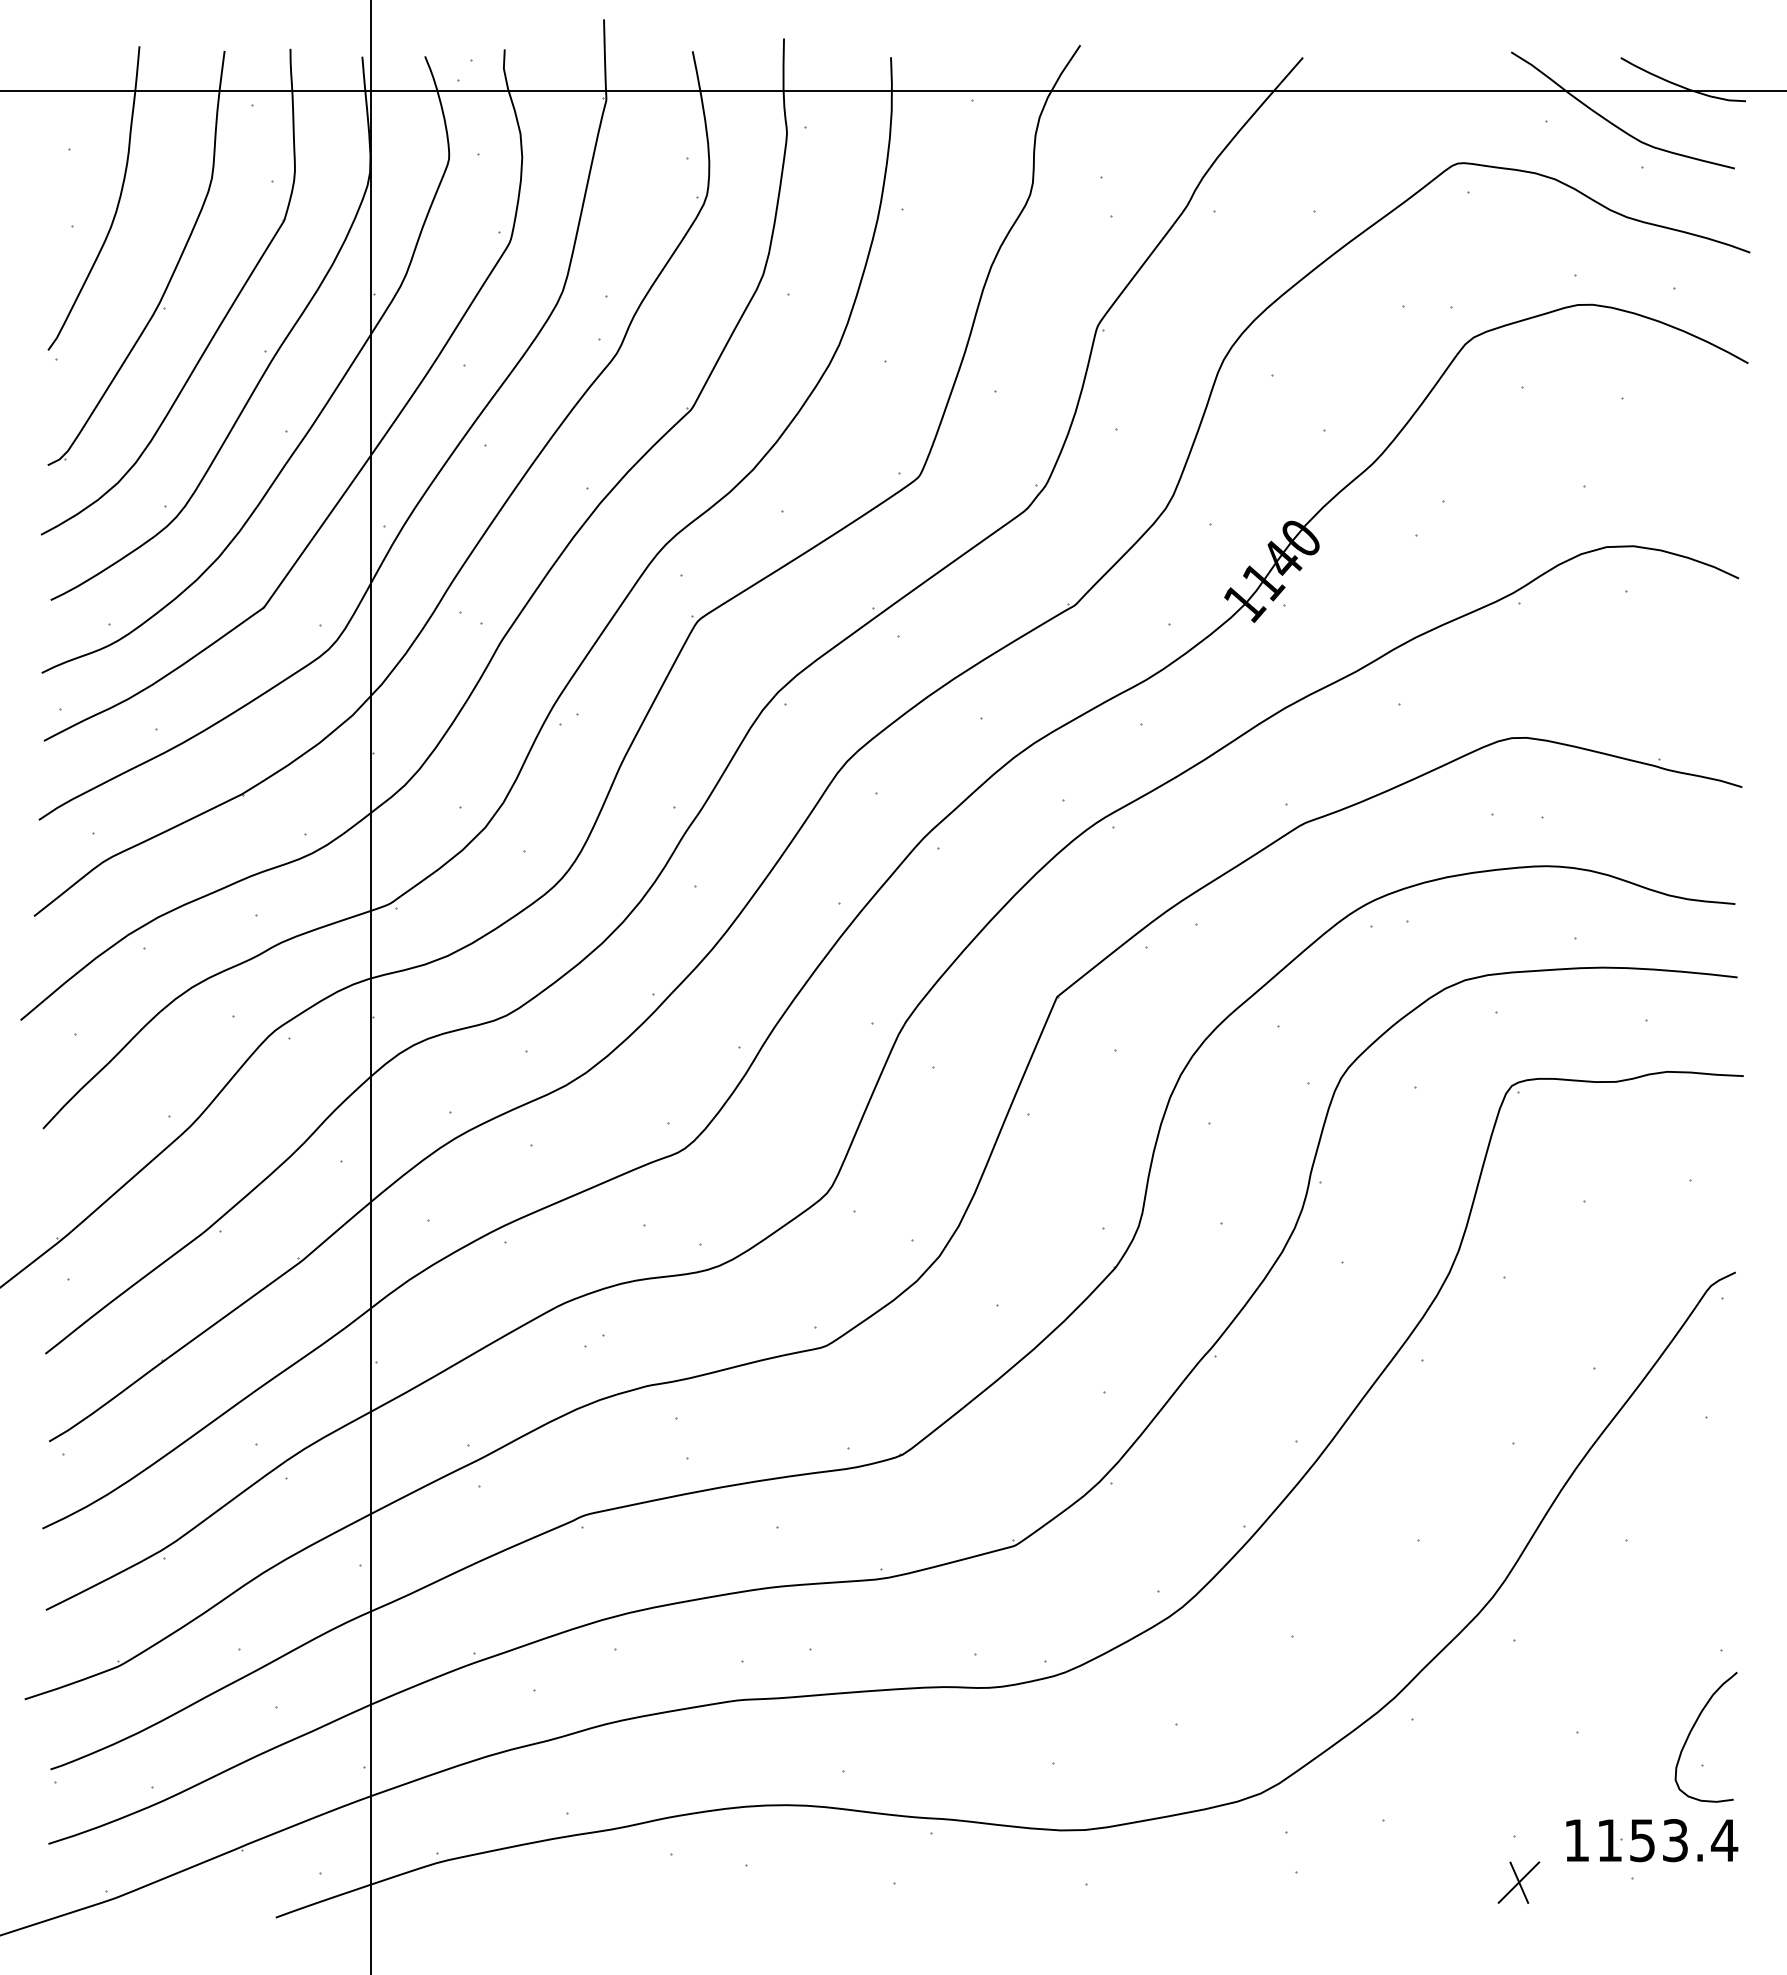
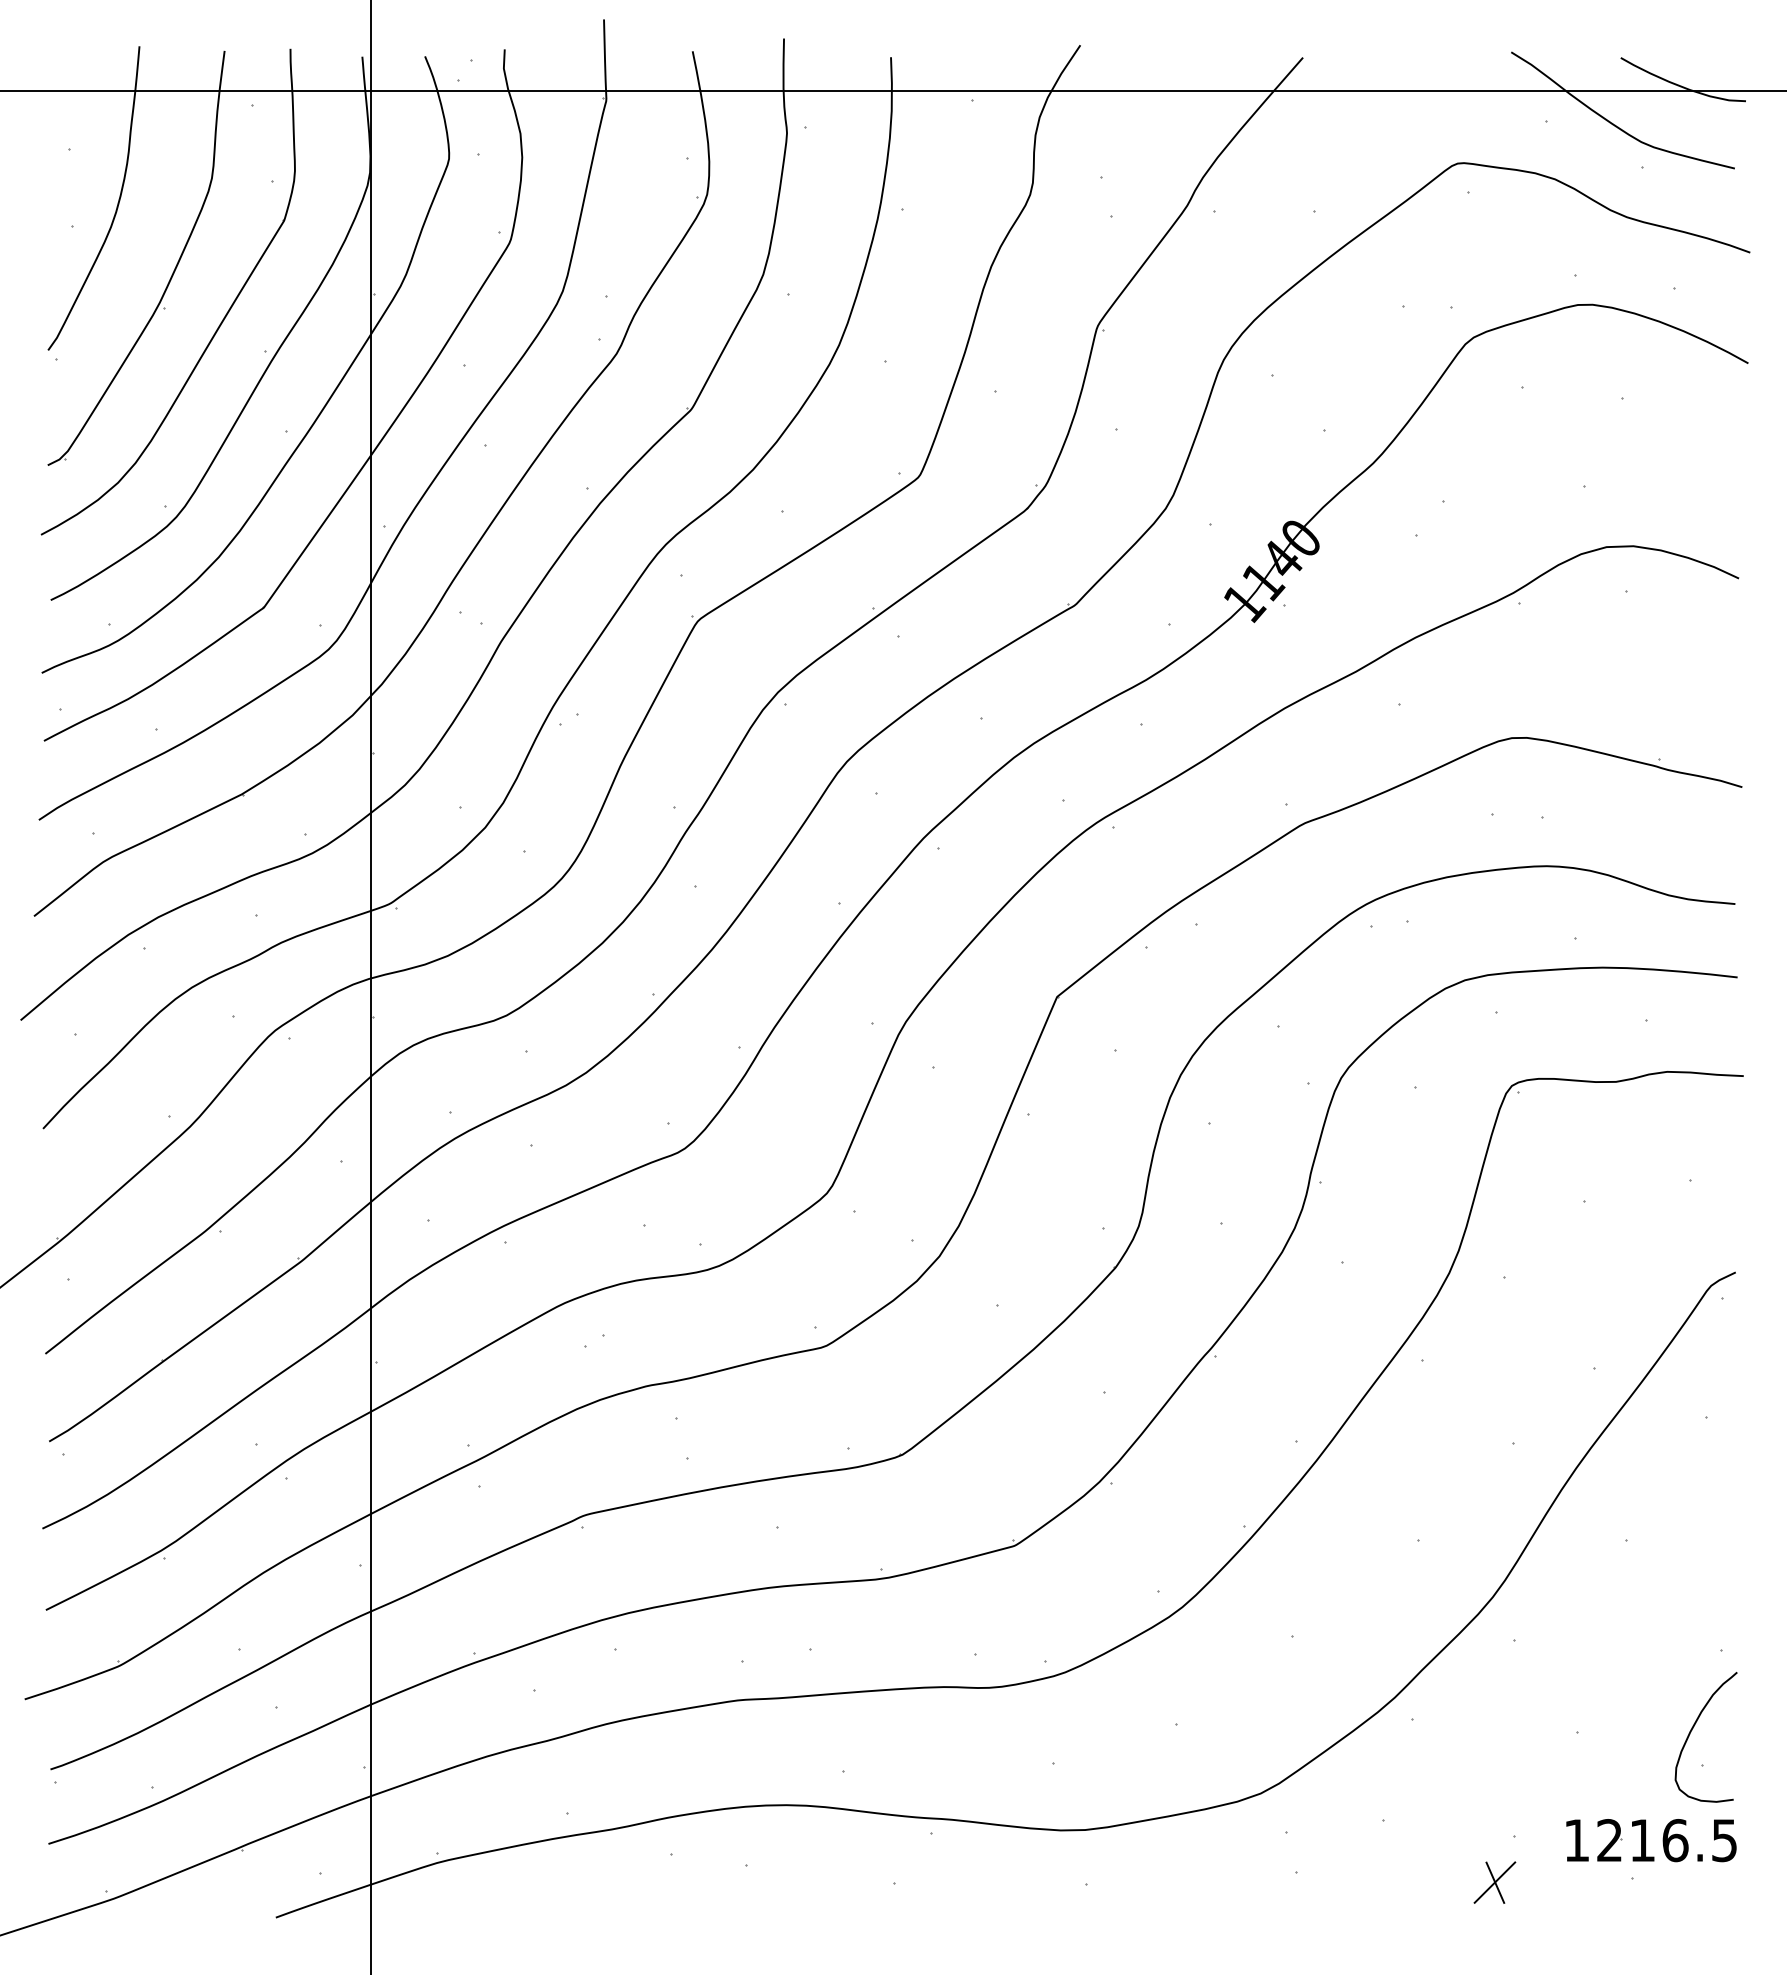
text: 1153.4 -> 1216.5 (1667, 1840)
part position: (1518, 1882) -> (1494, 1882) (1494, 1882)
